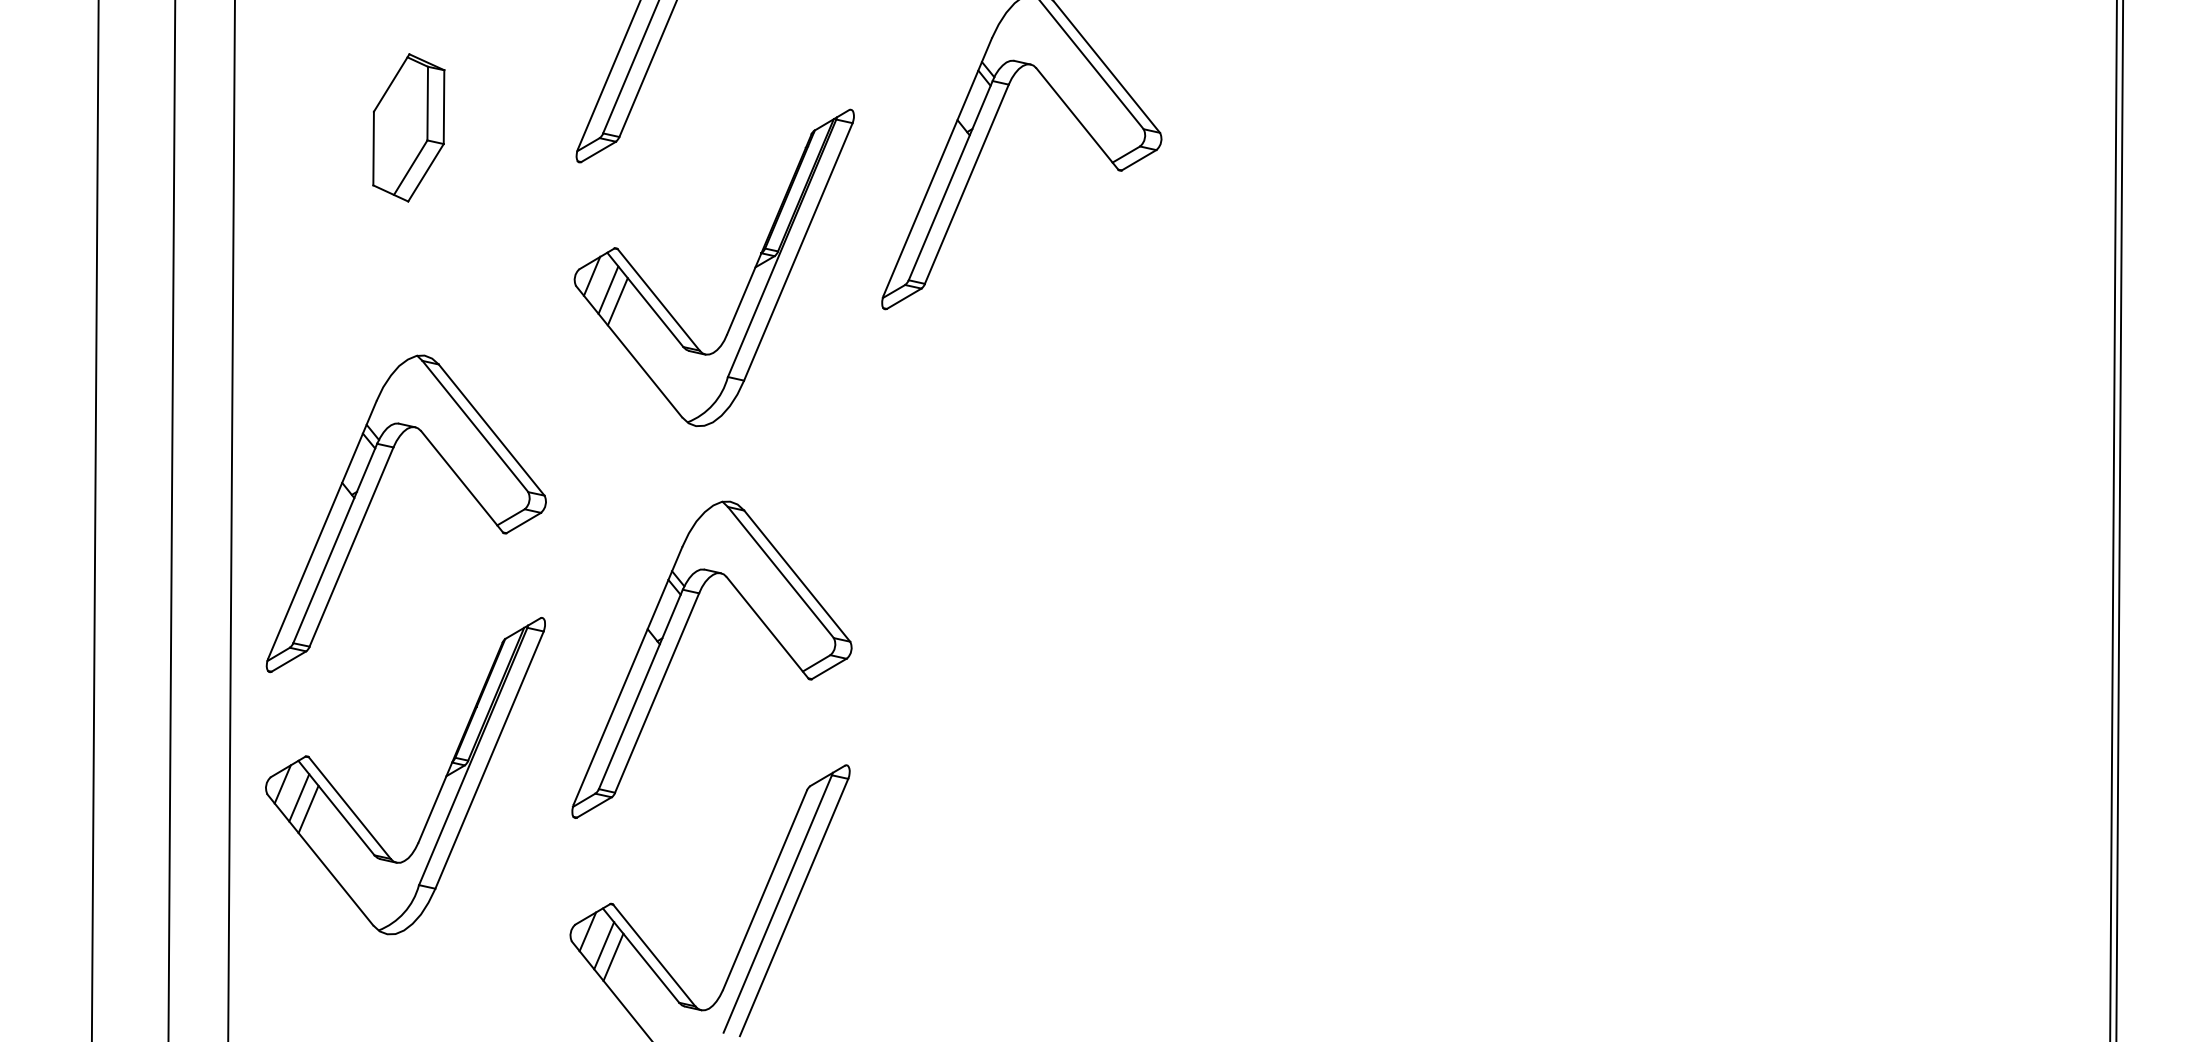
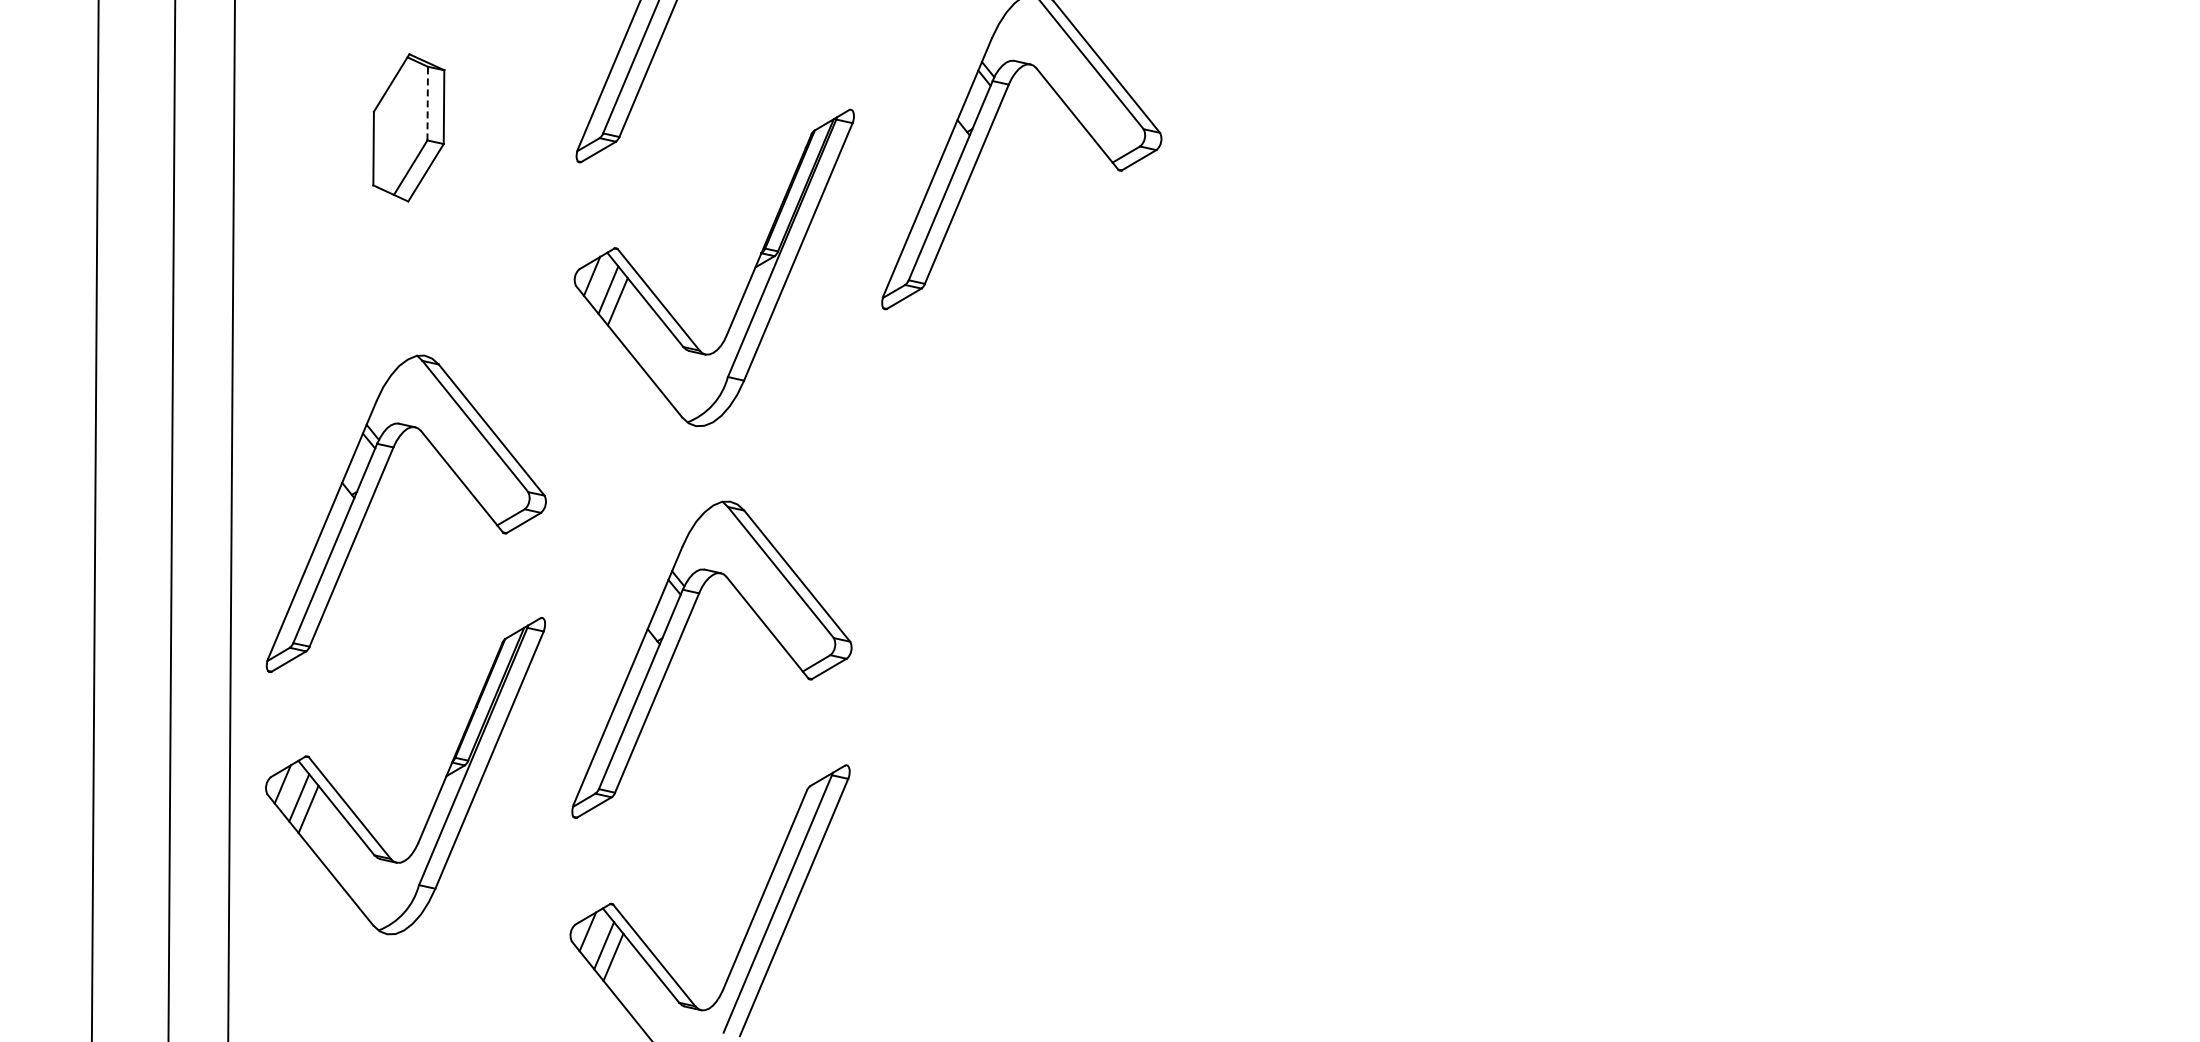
line: solid -> dashed (427, 103)
line: present -> none (2113, 520)
line: present -> none (2119, 520)
